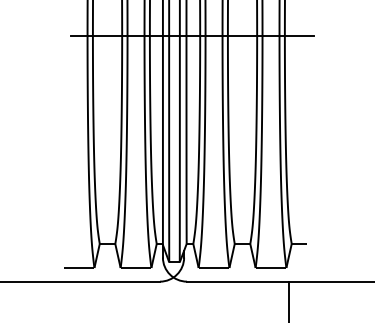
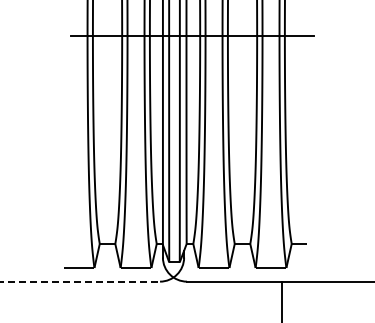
line: solid -> dashed (80, 281)
line position: (289, 300) -> (282, 300) (282, 300)
